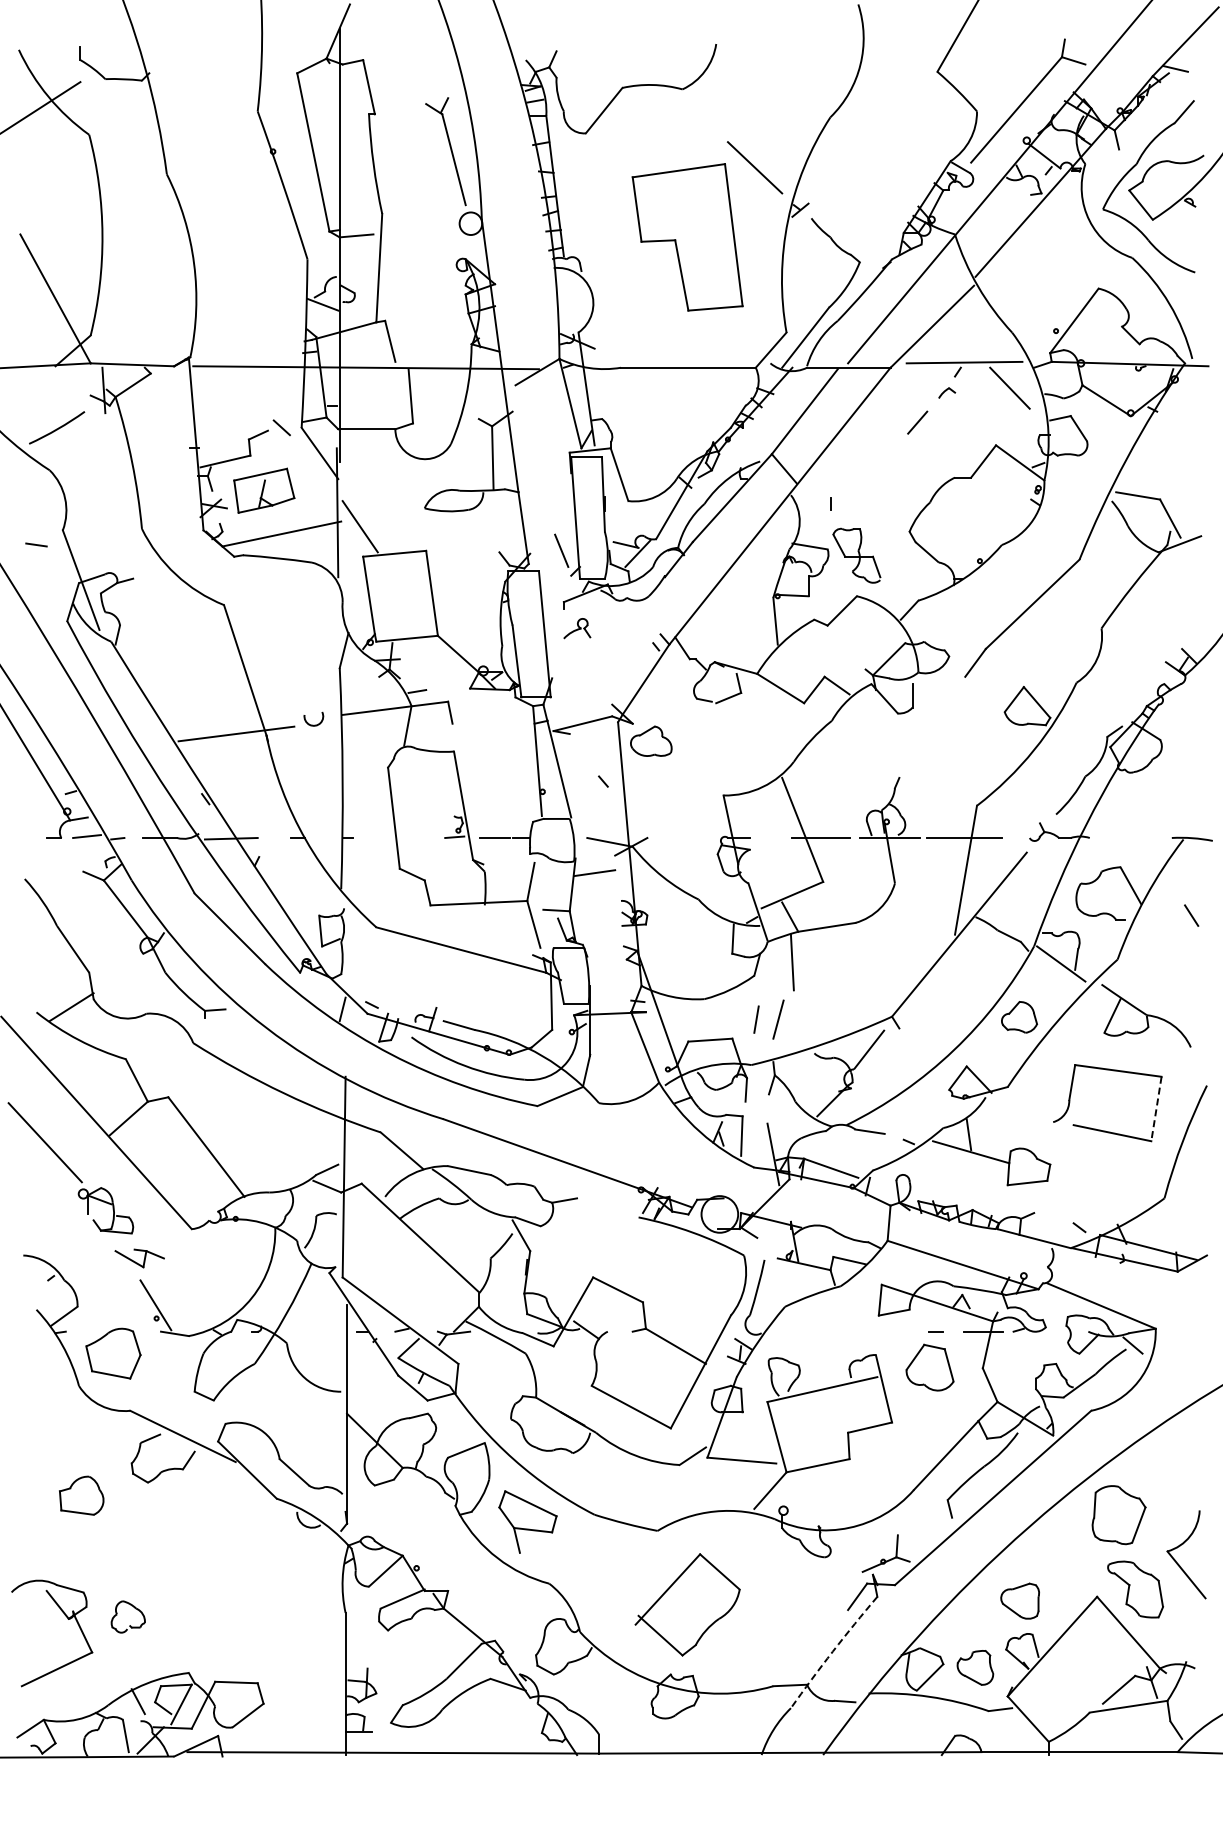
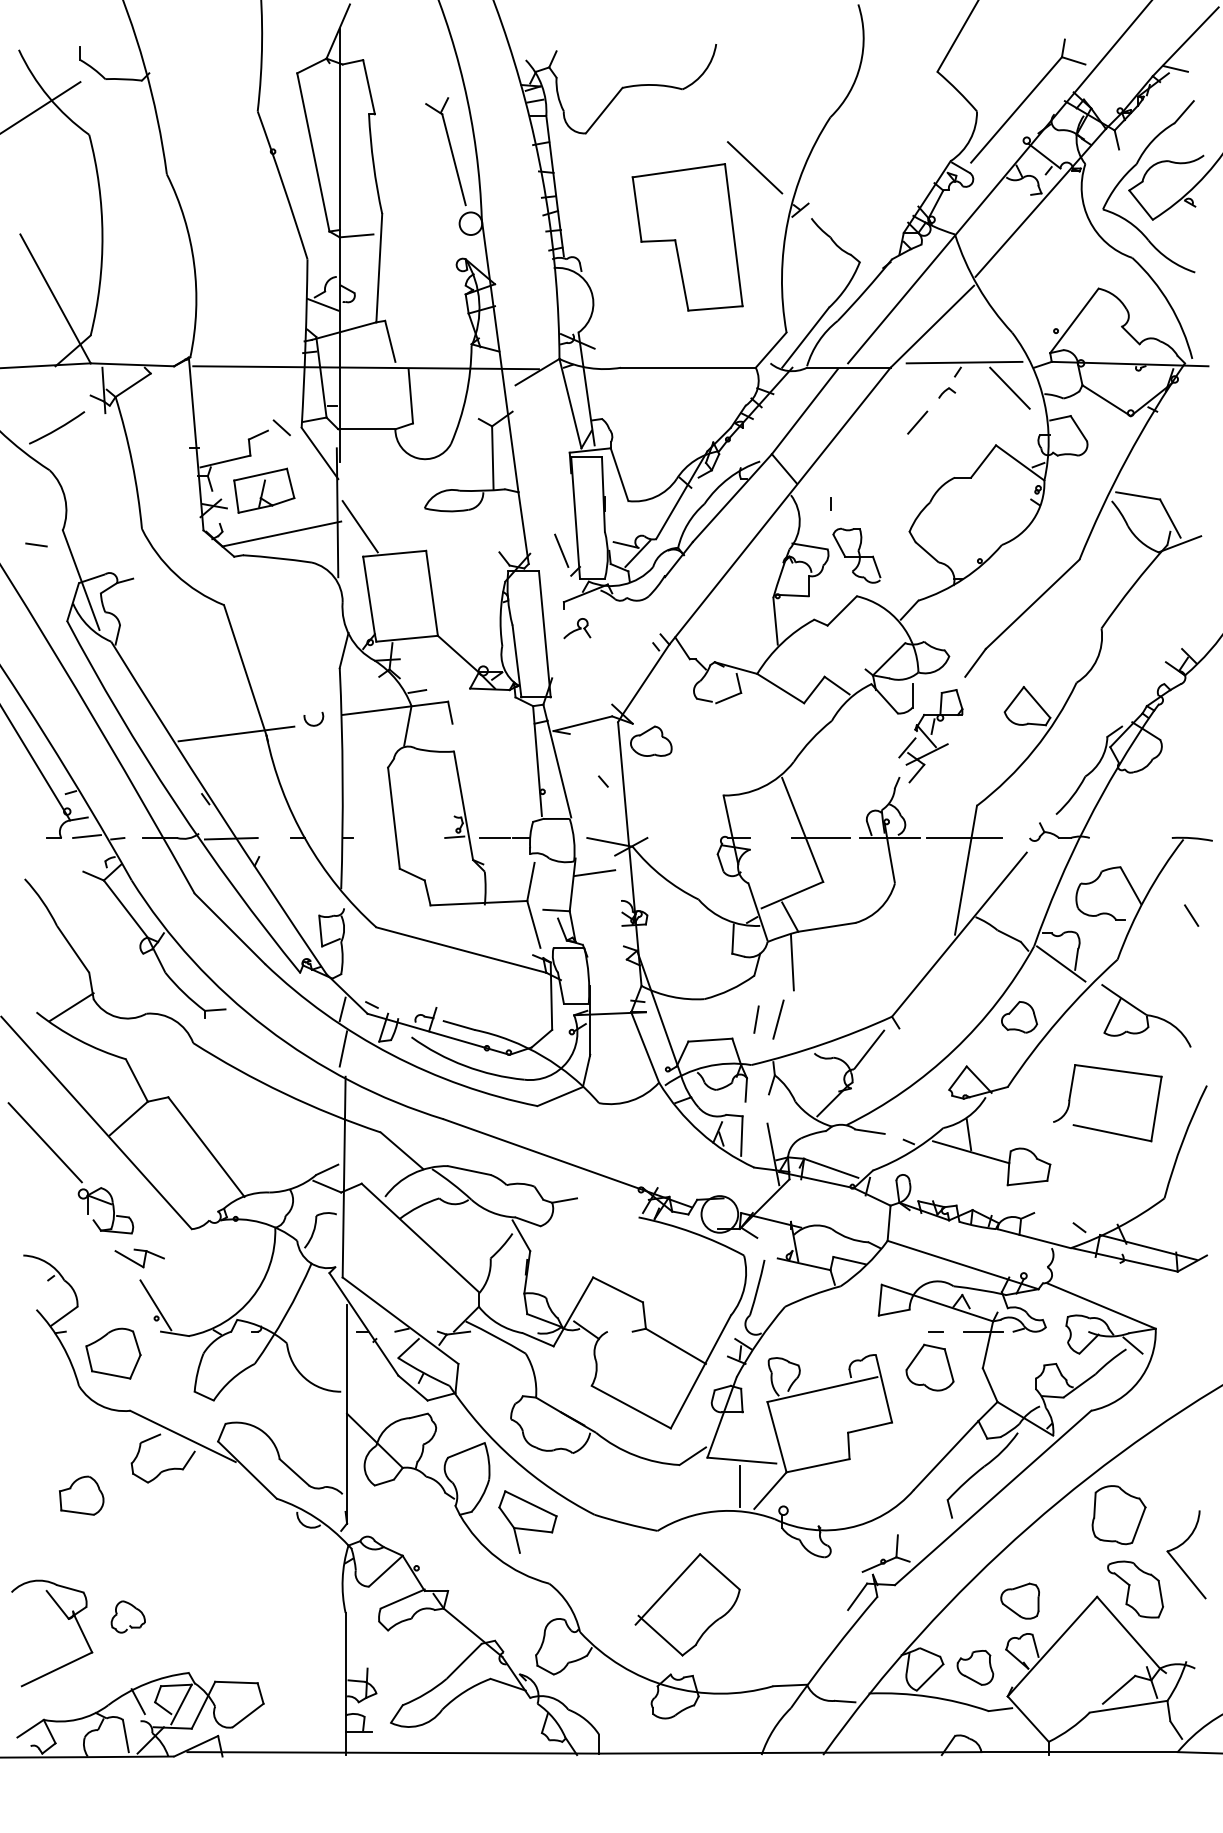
part: none -> present (930, 736)
line: none -> present (343, 1048)
line: dashed -> solid (1156, 1109)
line: none -> present (739, 1486)
arc: dashed -> solid (832, 1651)
